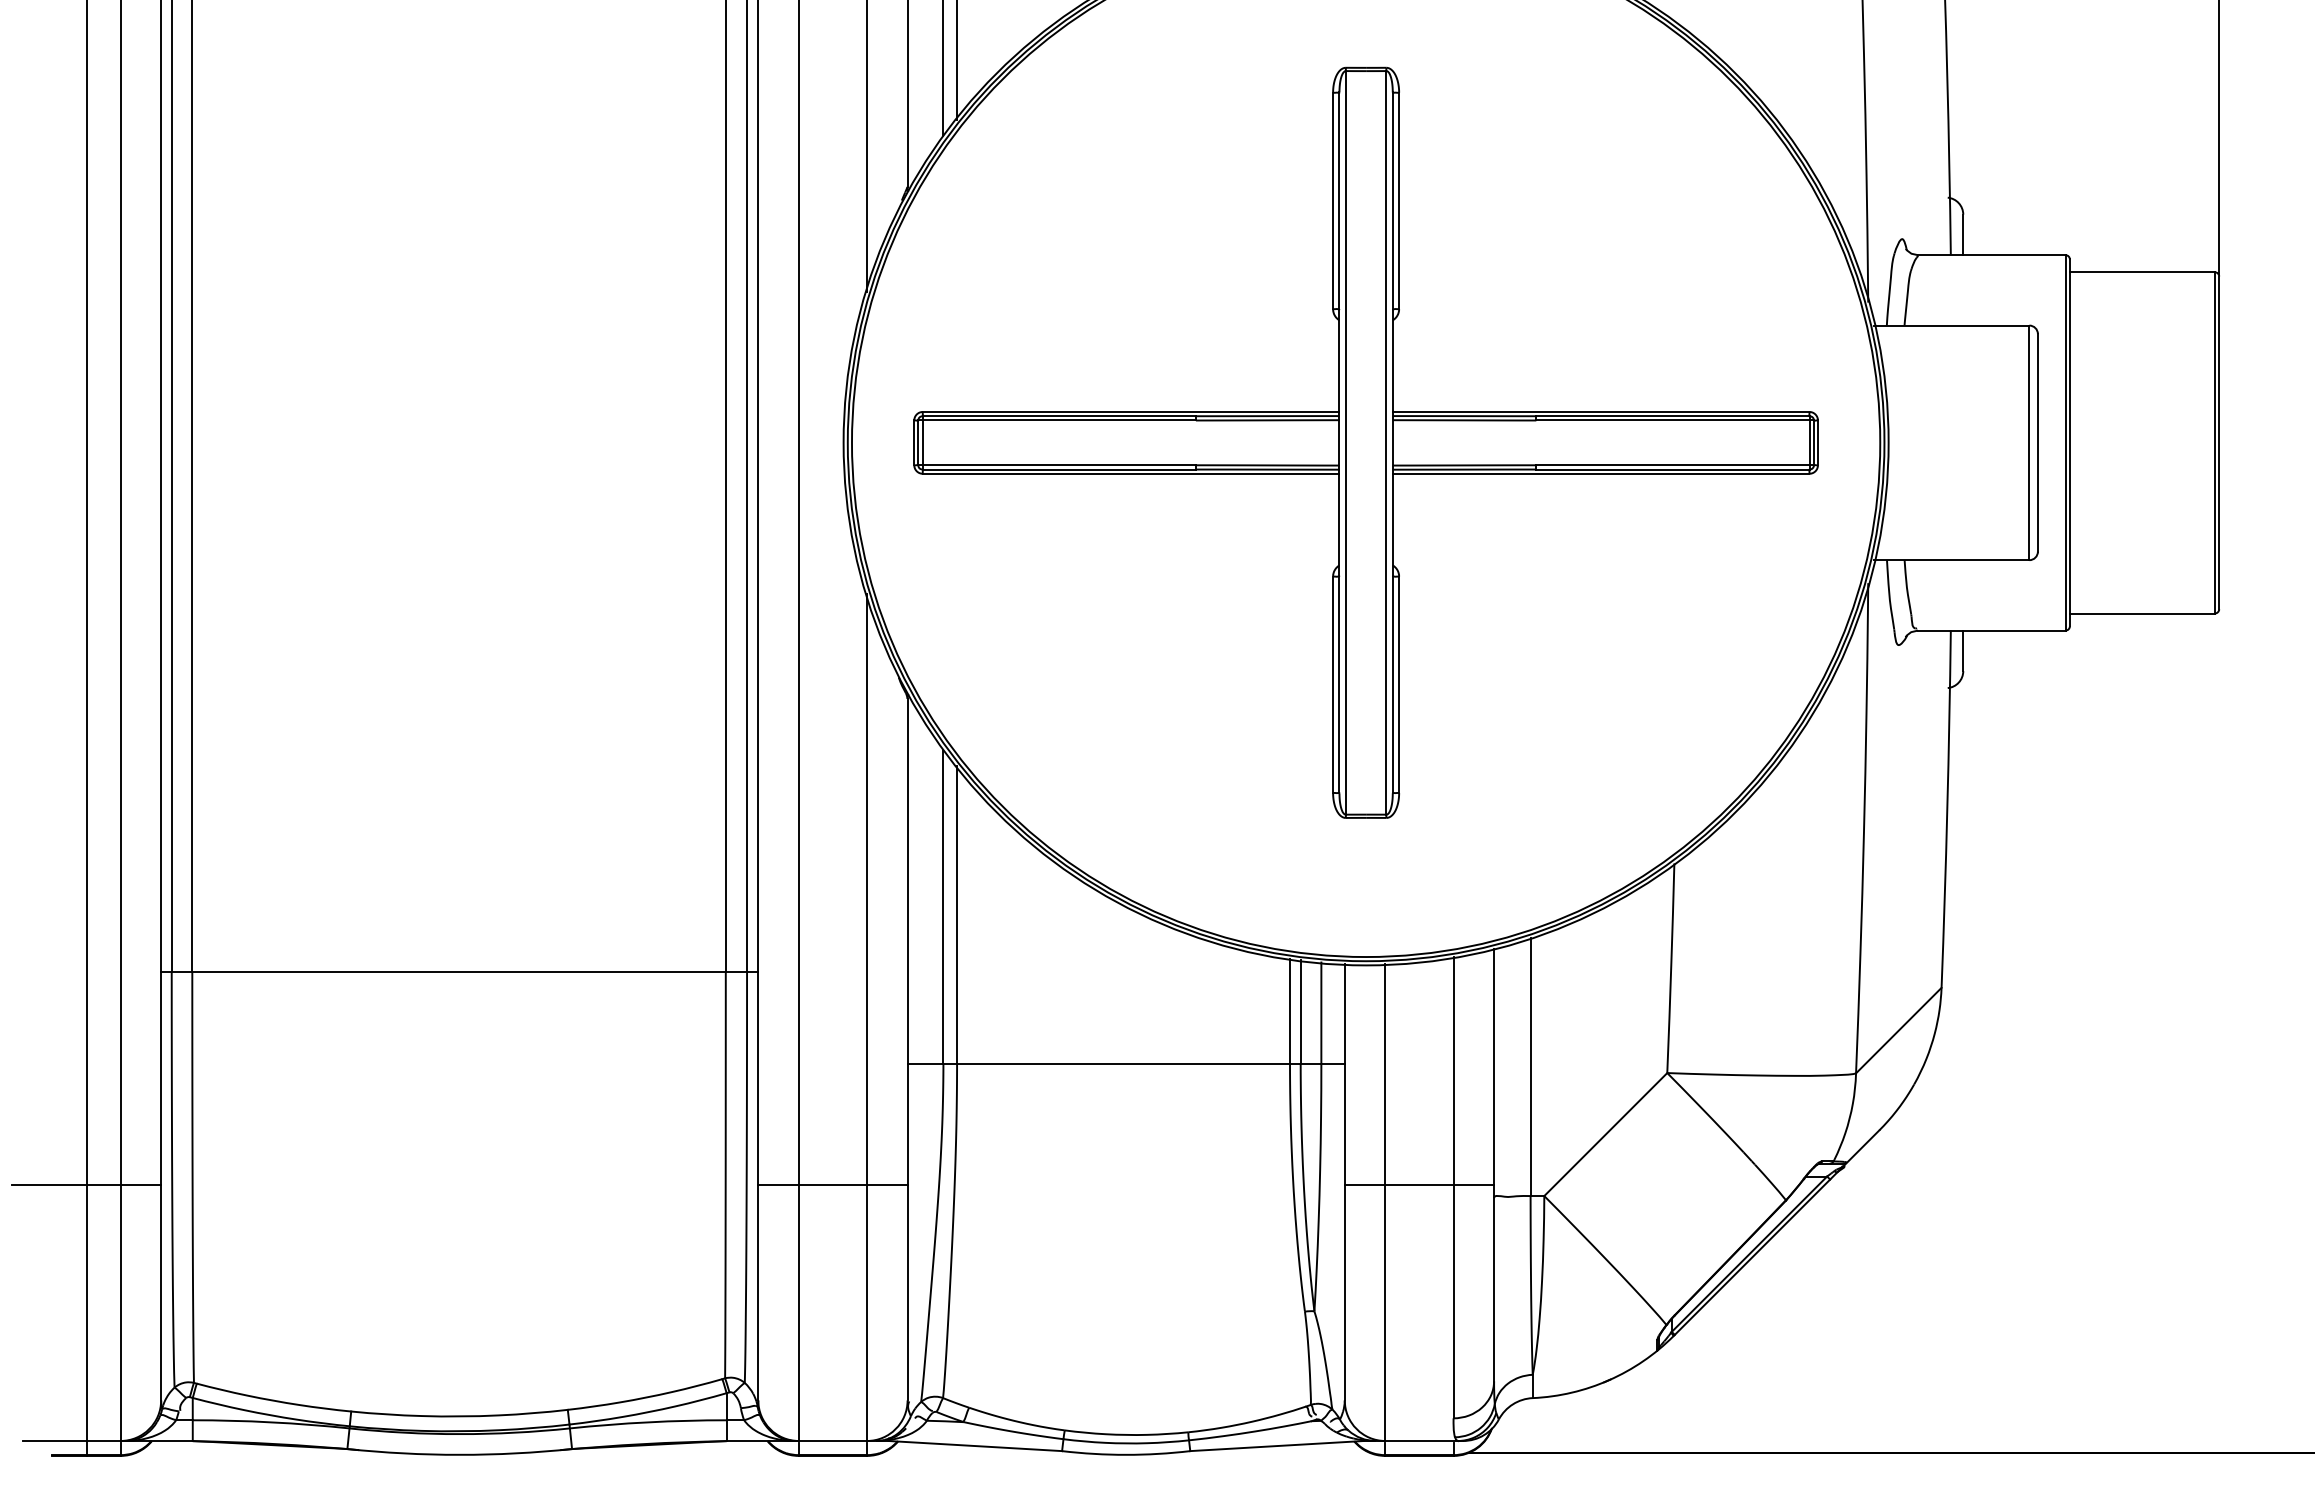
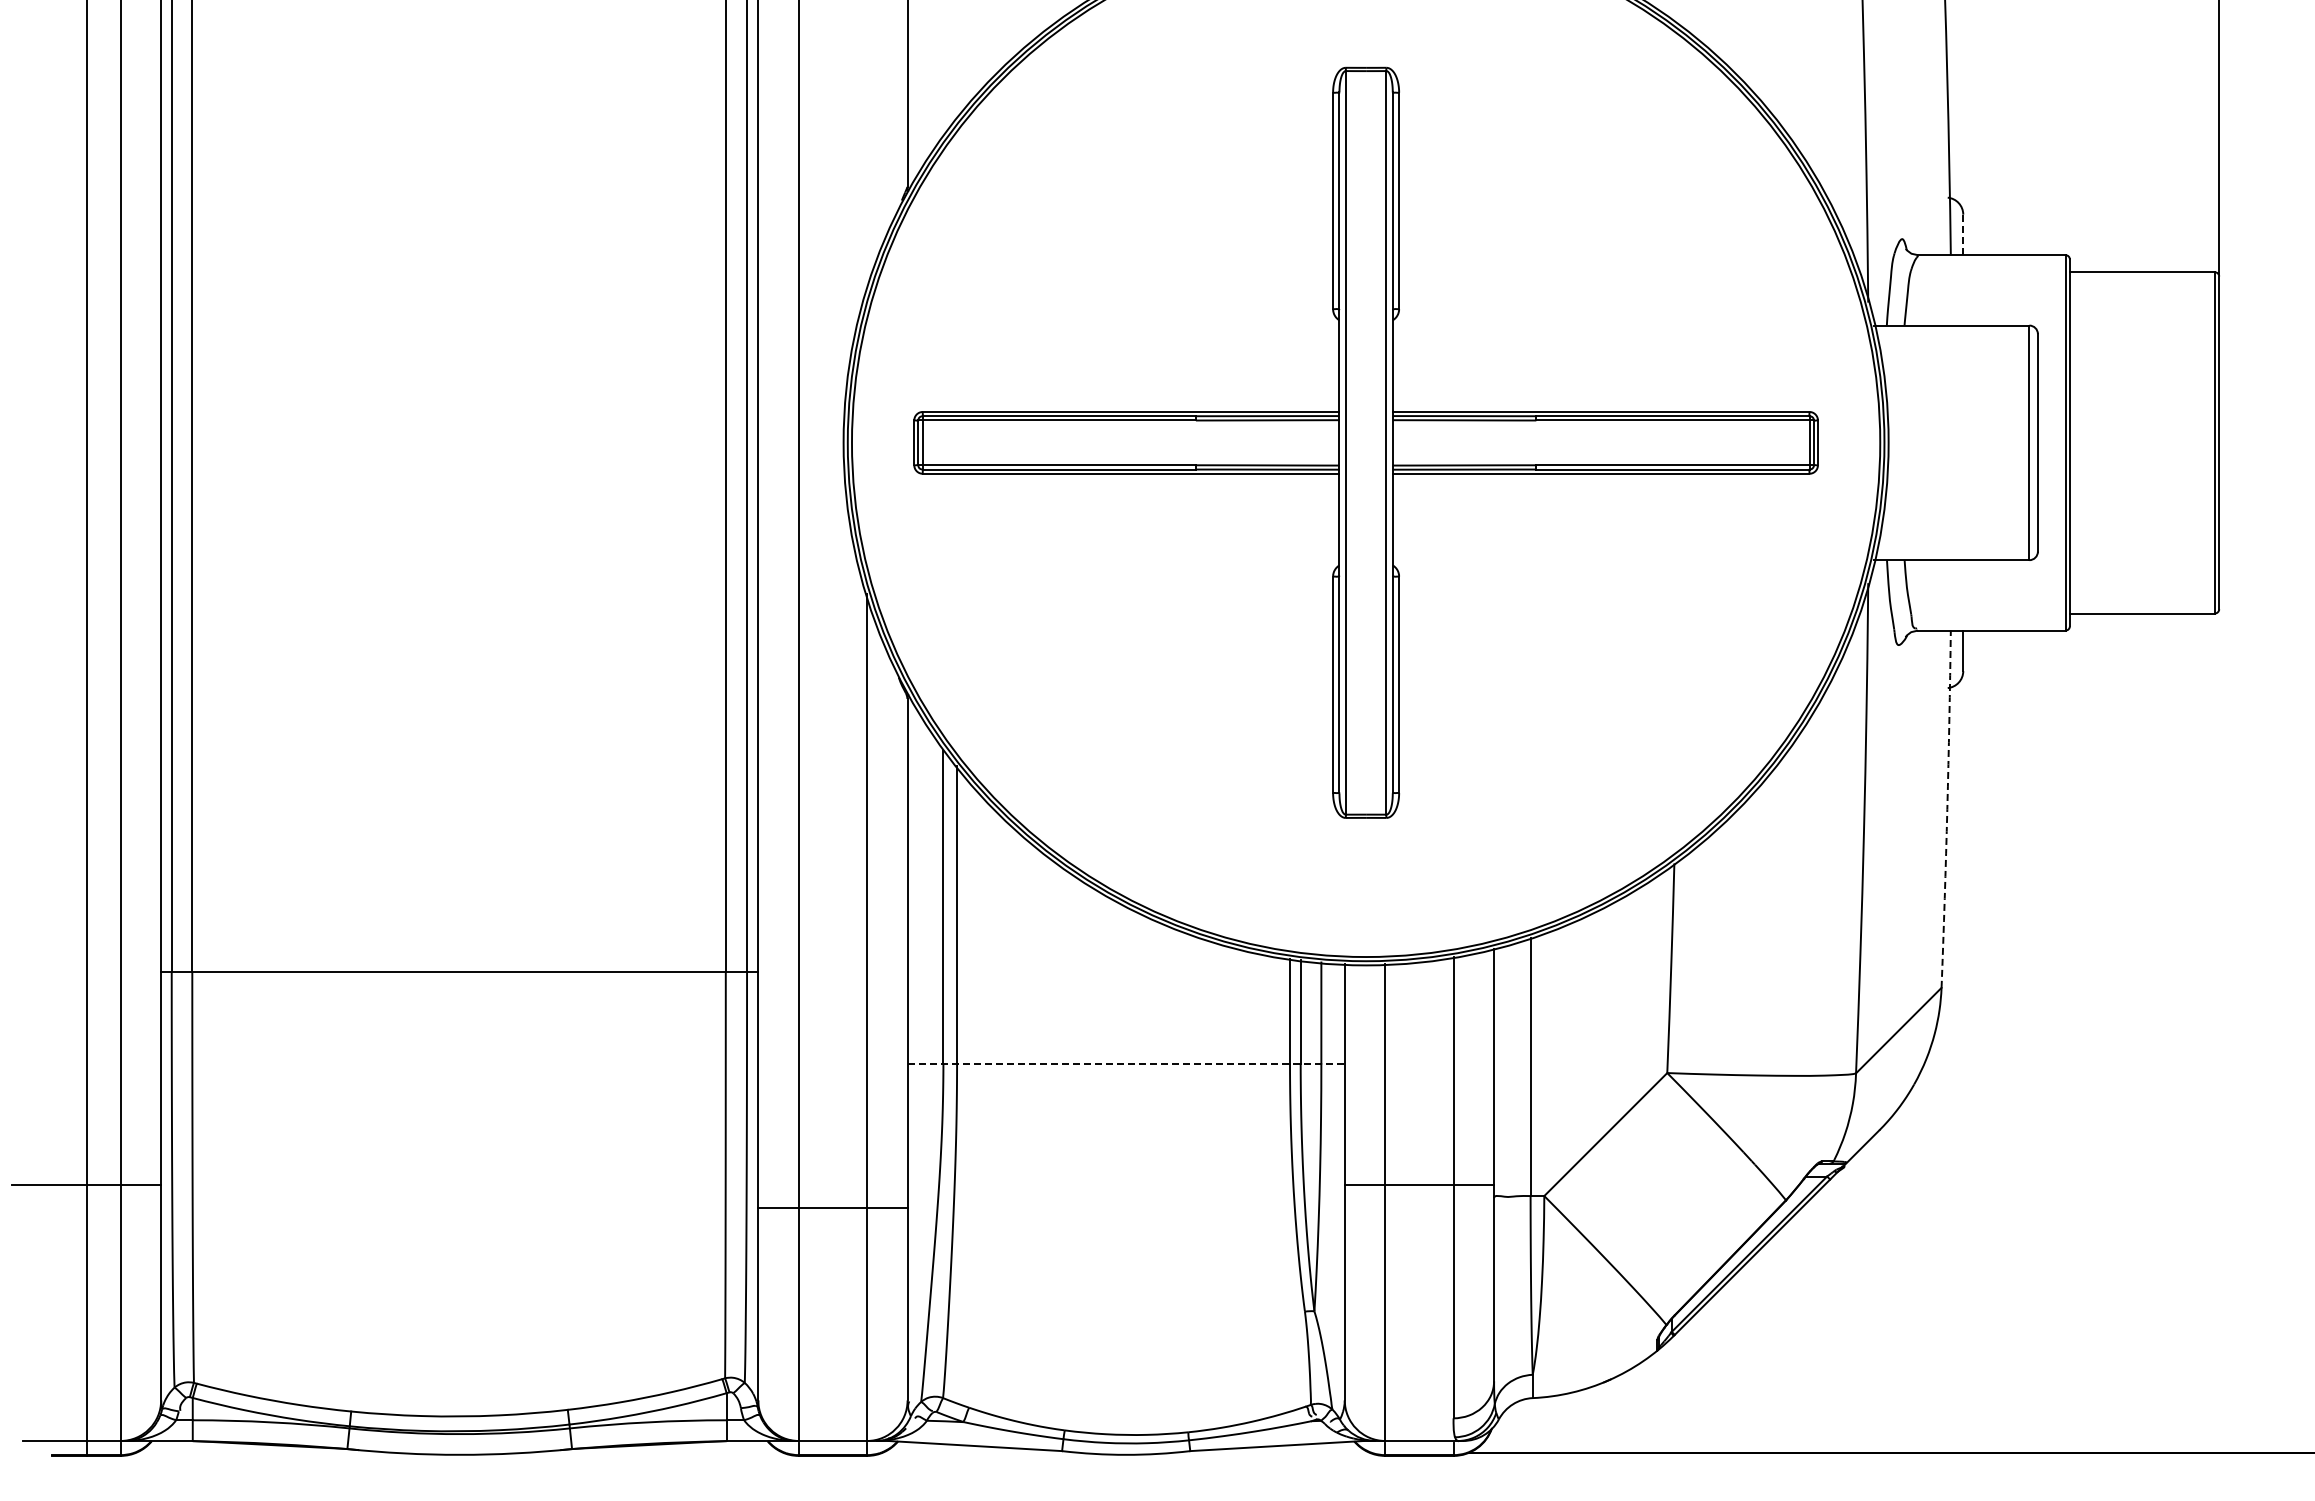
line: present -> none (957, 60)
line: present -> none (943, 68)
line: present -> none (867, 146)
line: solid -> dashed (1963, 235)
arc: solid -> dashed (1947, 809)
line: solid -> dashed (1126, 1063)
line position: (832, 1185) -> (832, 1208) (832, 1208)
